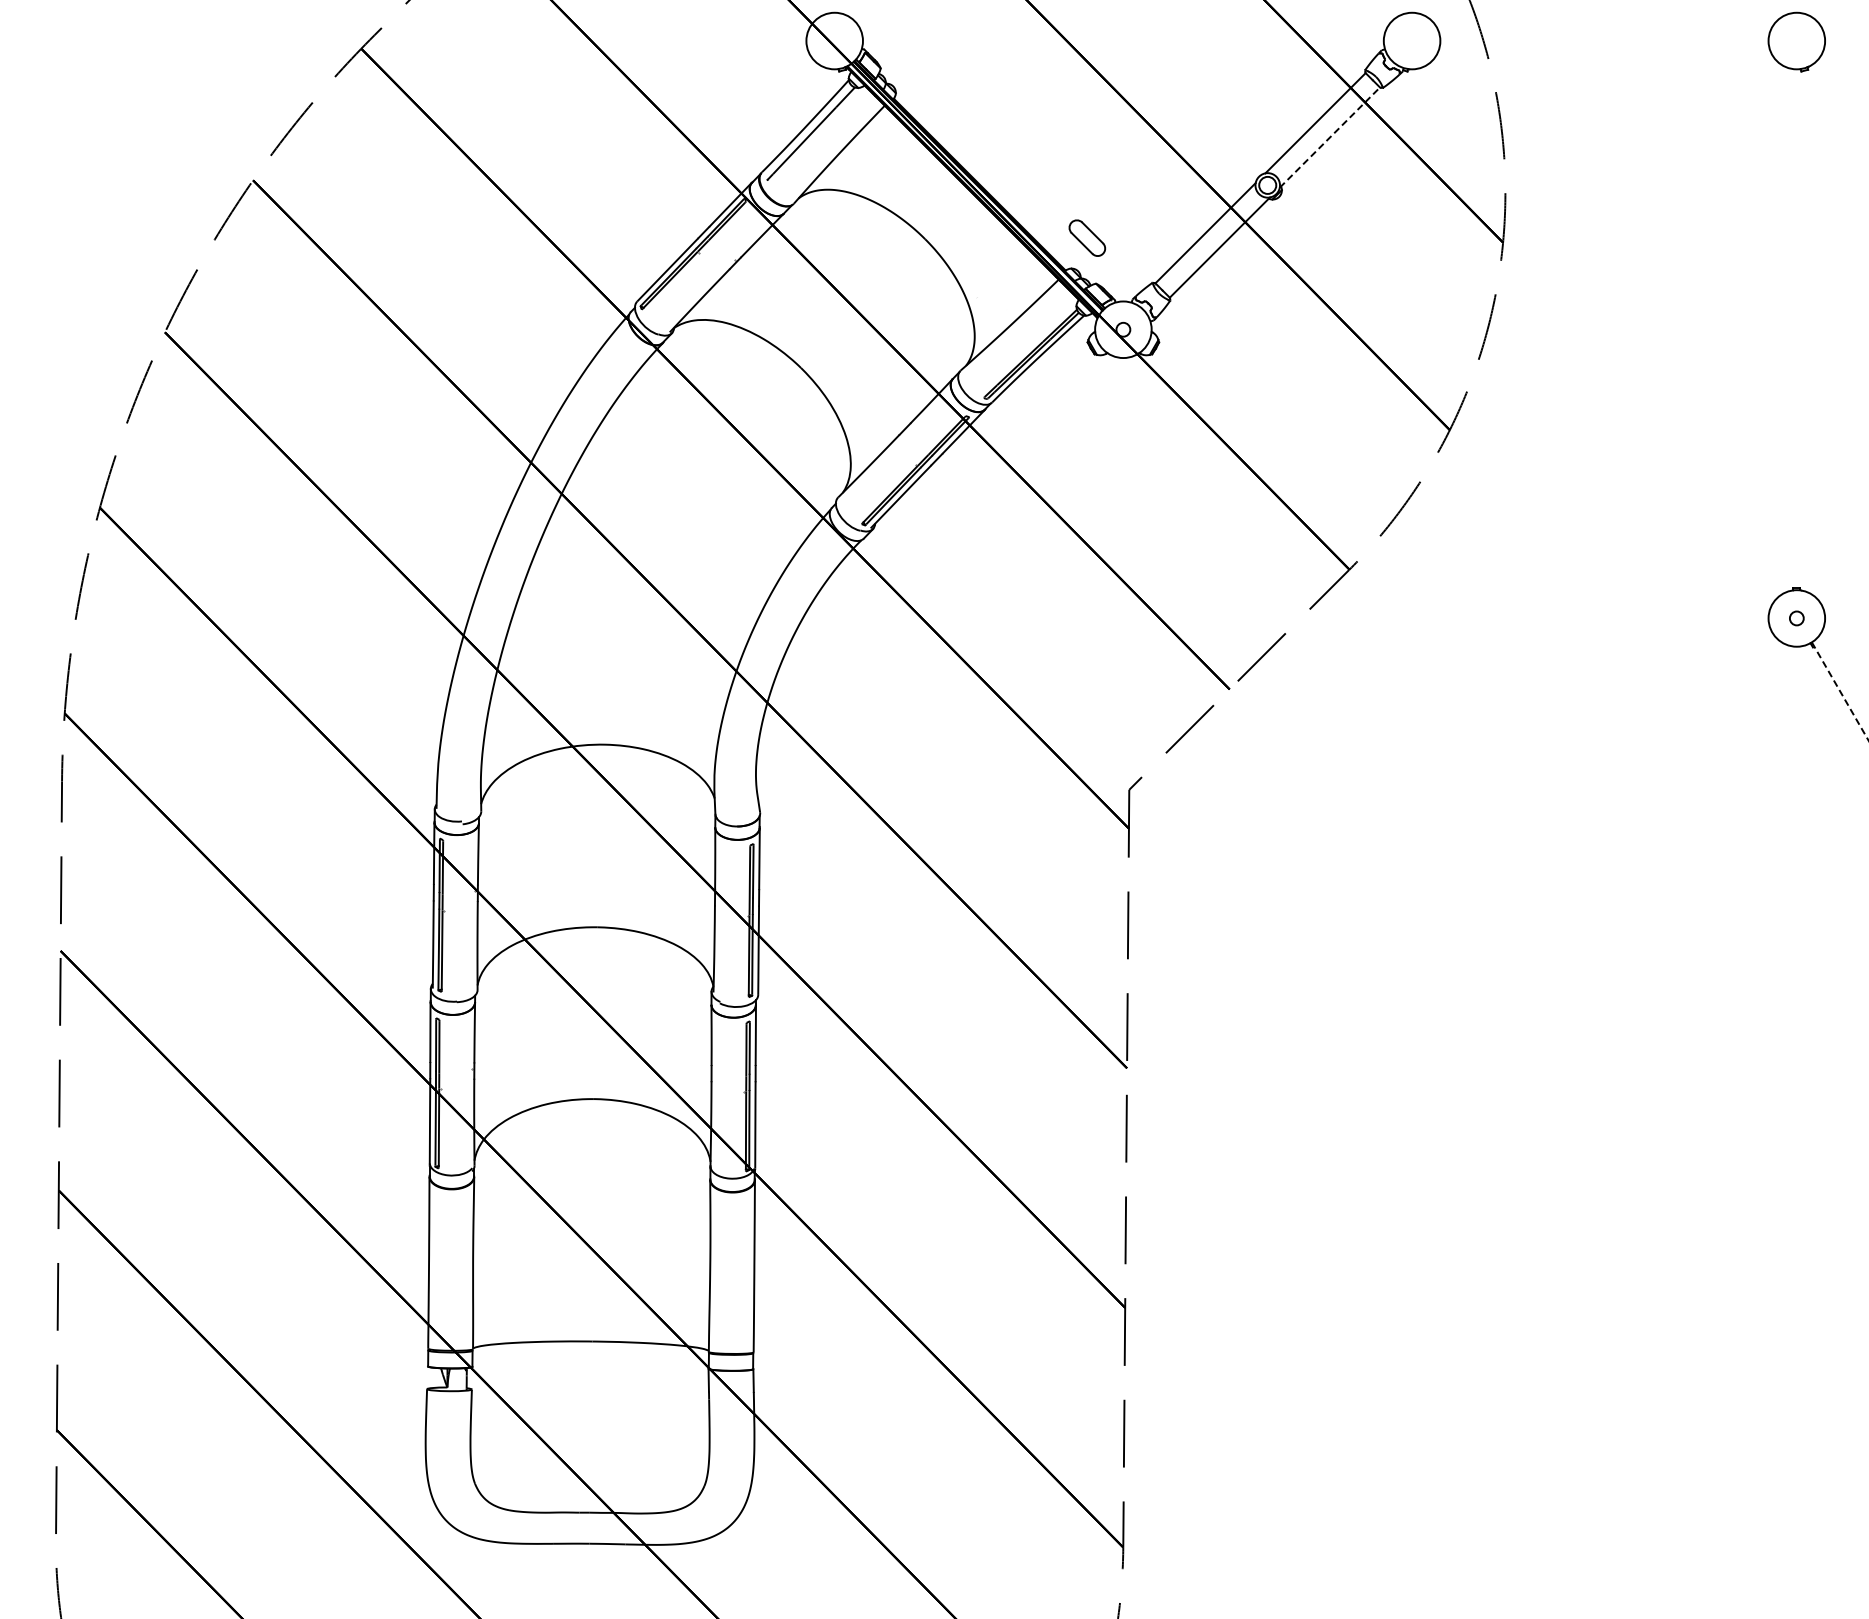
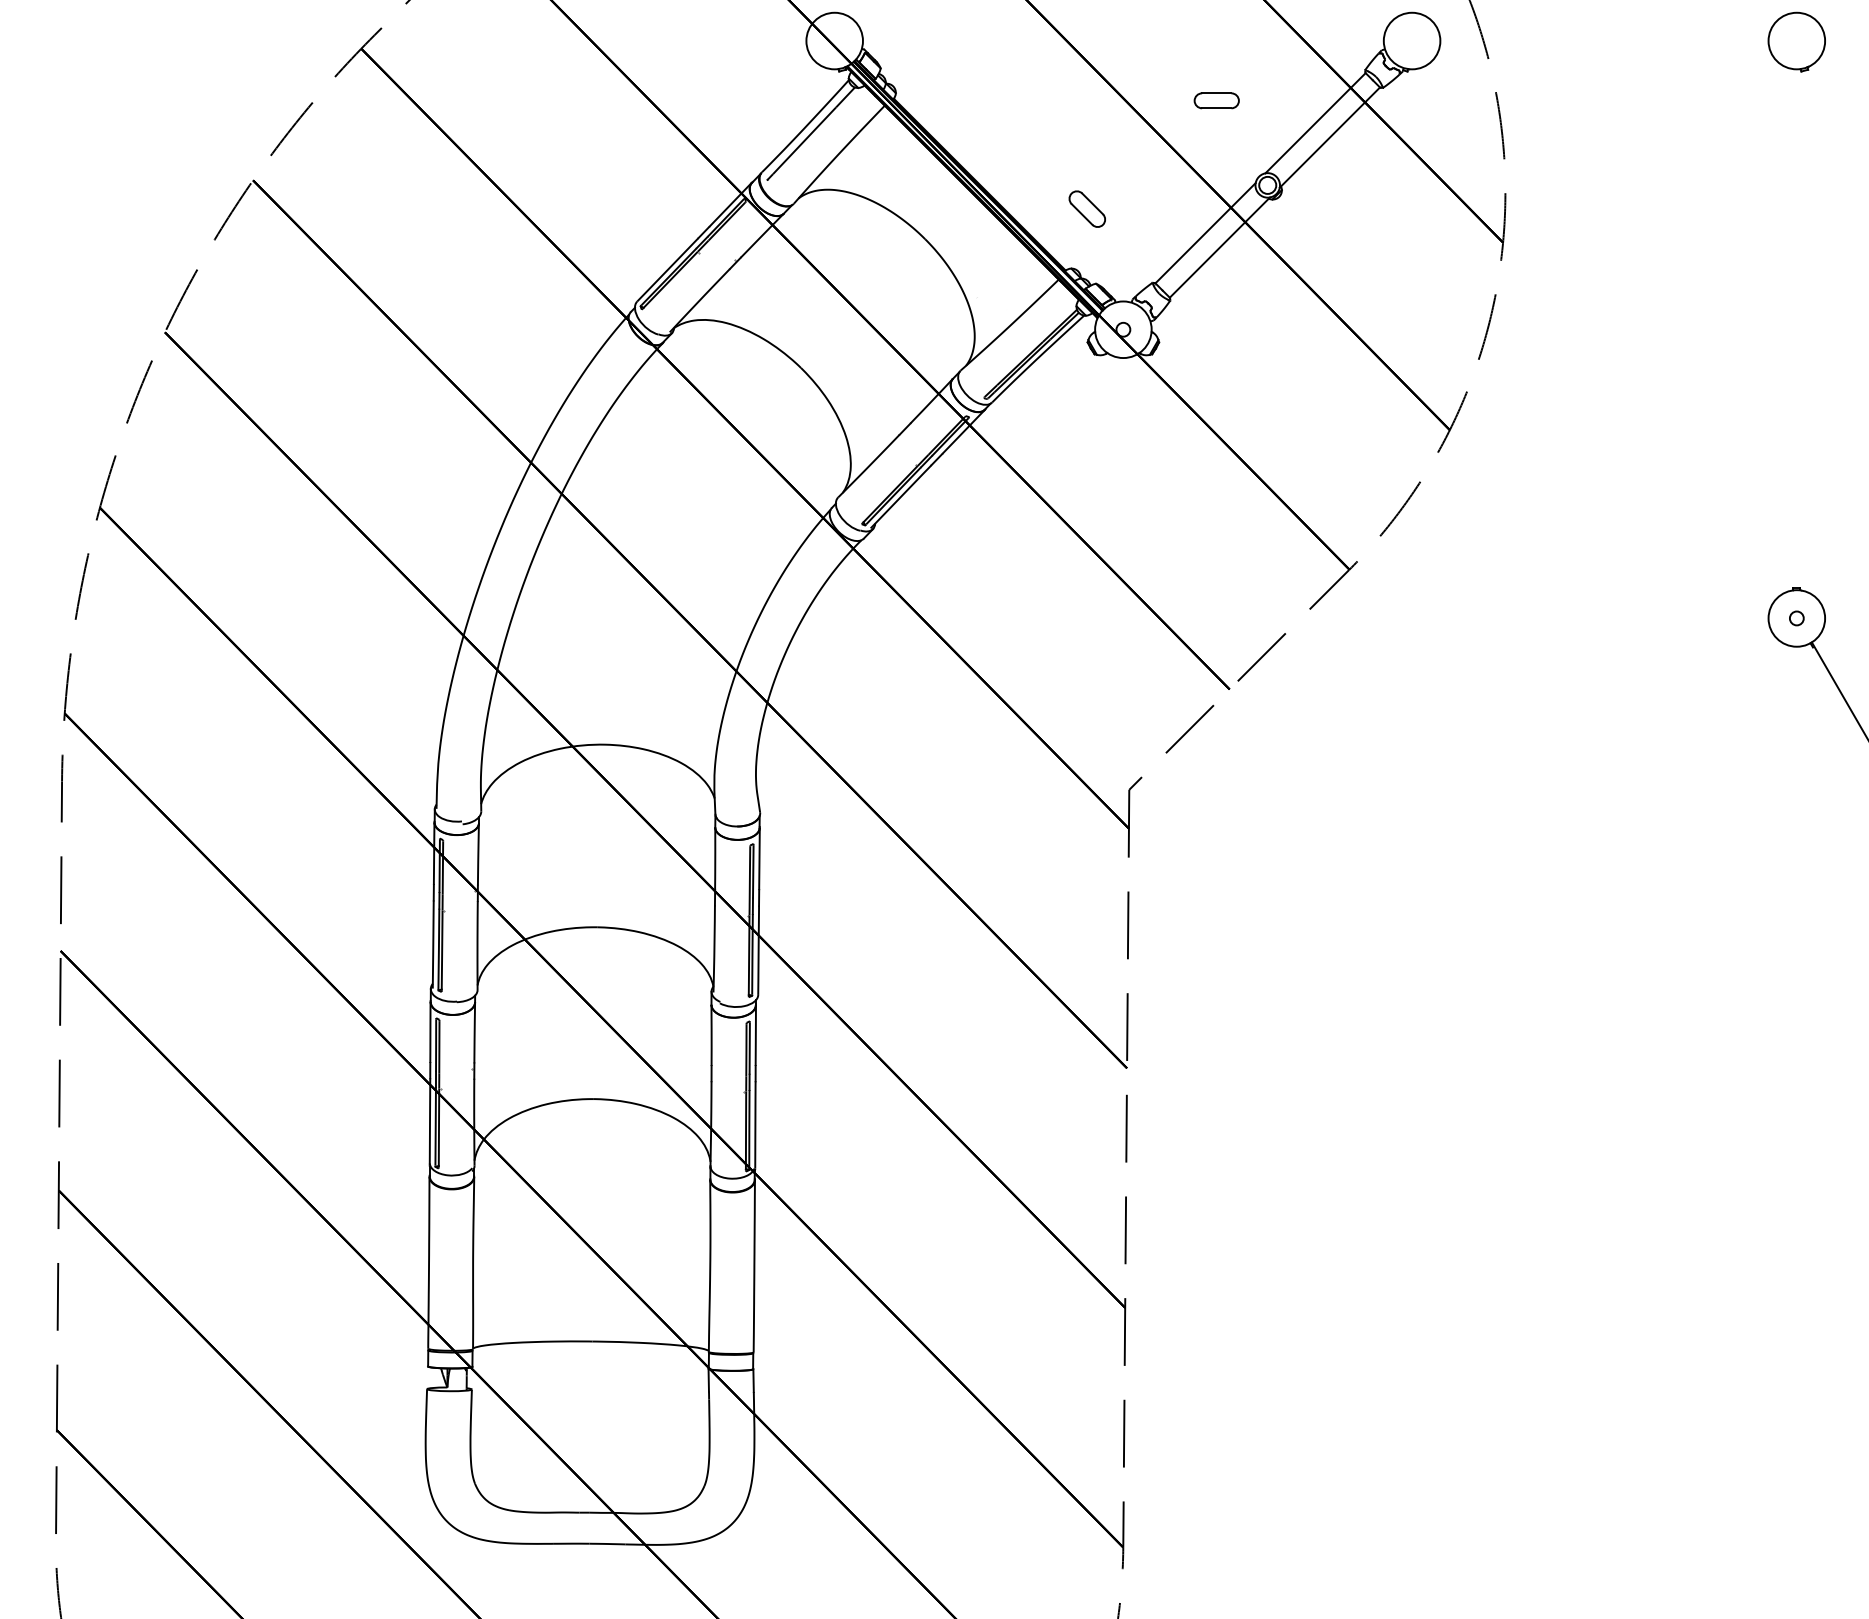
part: none -> present (1216, 100)
line: dashed -> solid (1329, 137)
part position: (1086, 237) -> (1086, 208) (1086, 208)
line: dashed -> solid (1840, 691)
